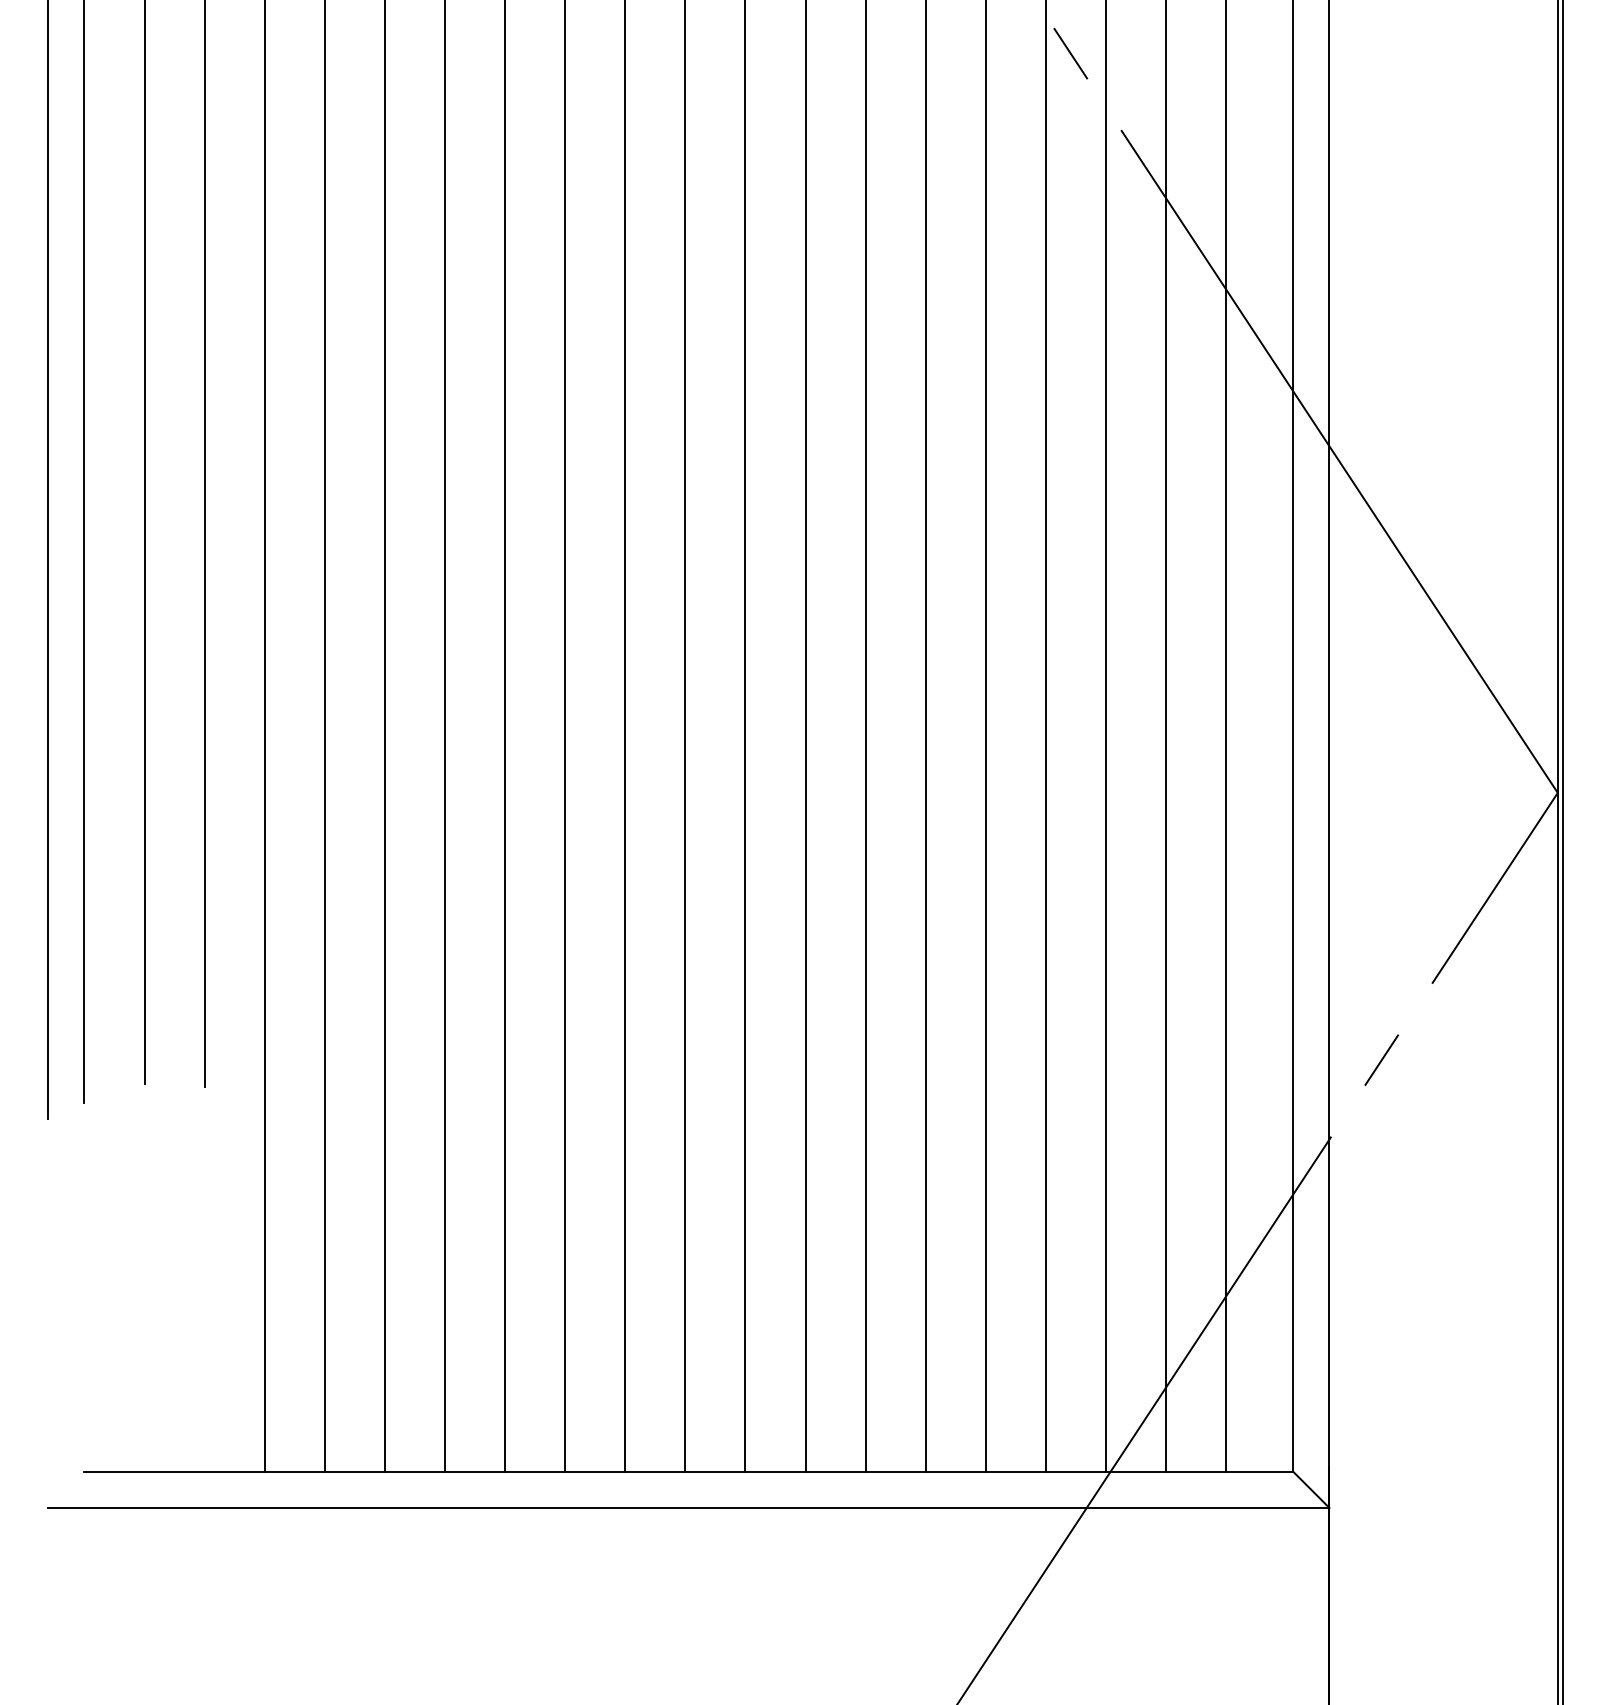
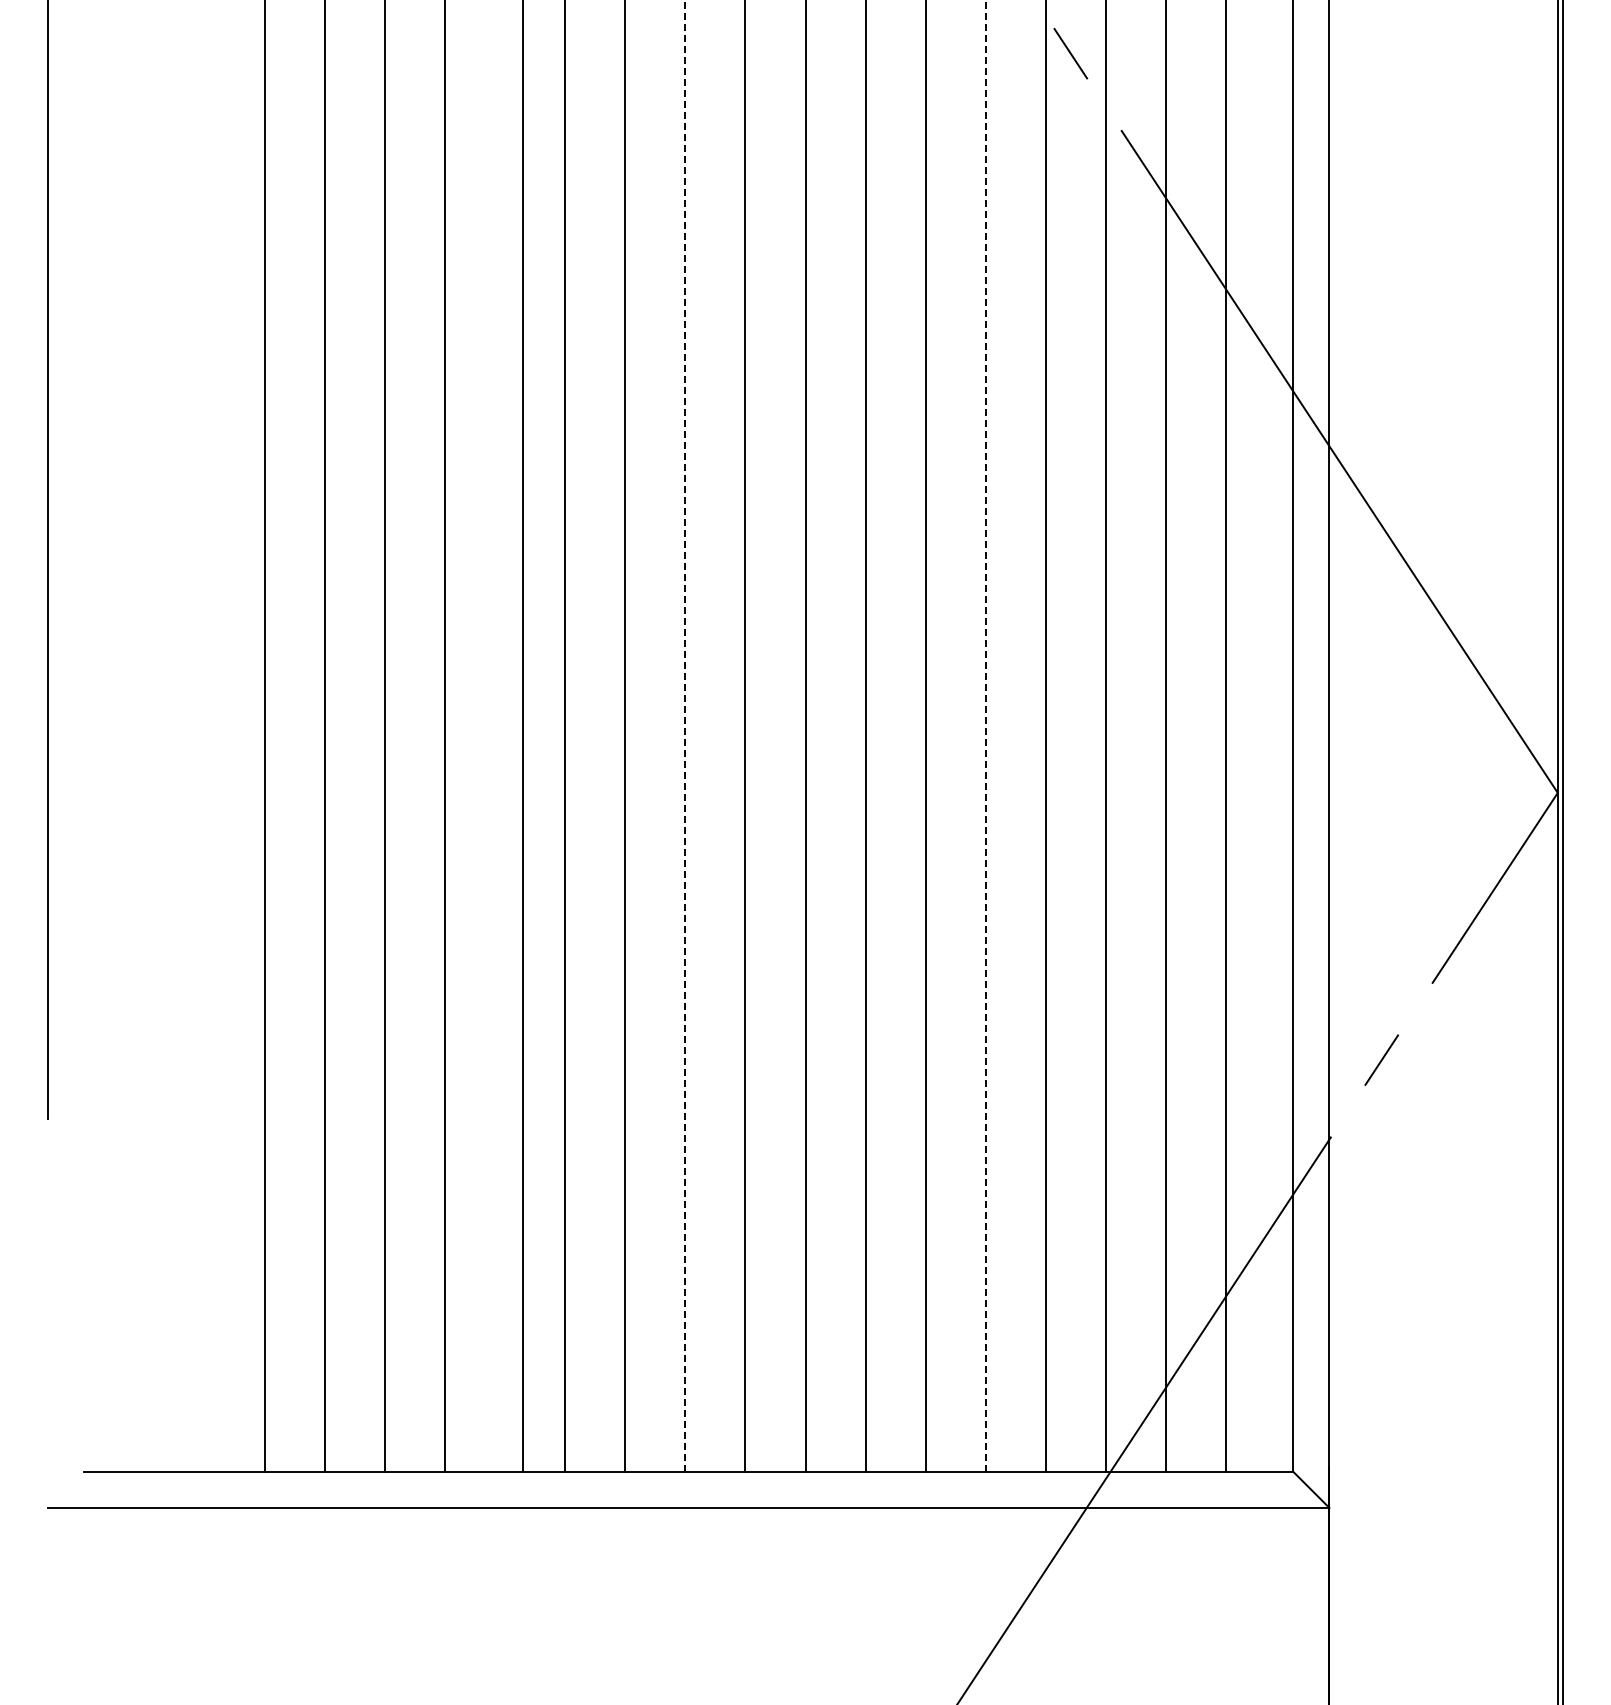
line: present -> none (144, 542)
line: present -> none (204, 544)
line: present -> none (84, 552)
line position: (505, 736) -> (523, 736) (523, 736)
line: solid -> dashed (685, 736)
line: solid -> dashed (985, 736)
